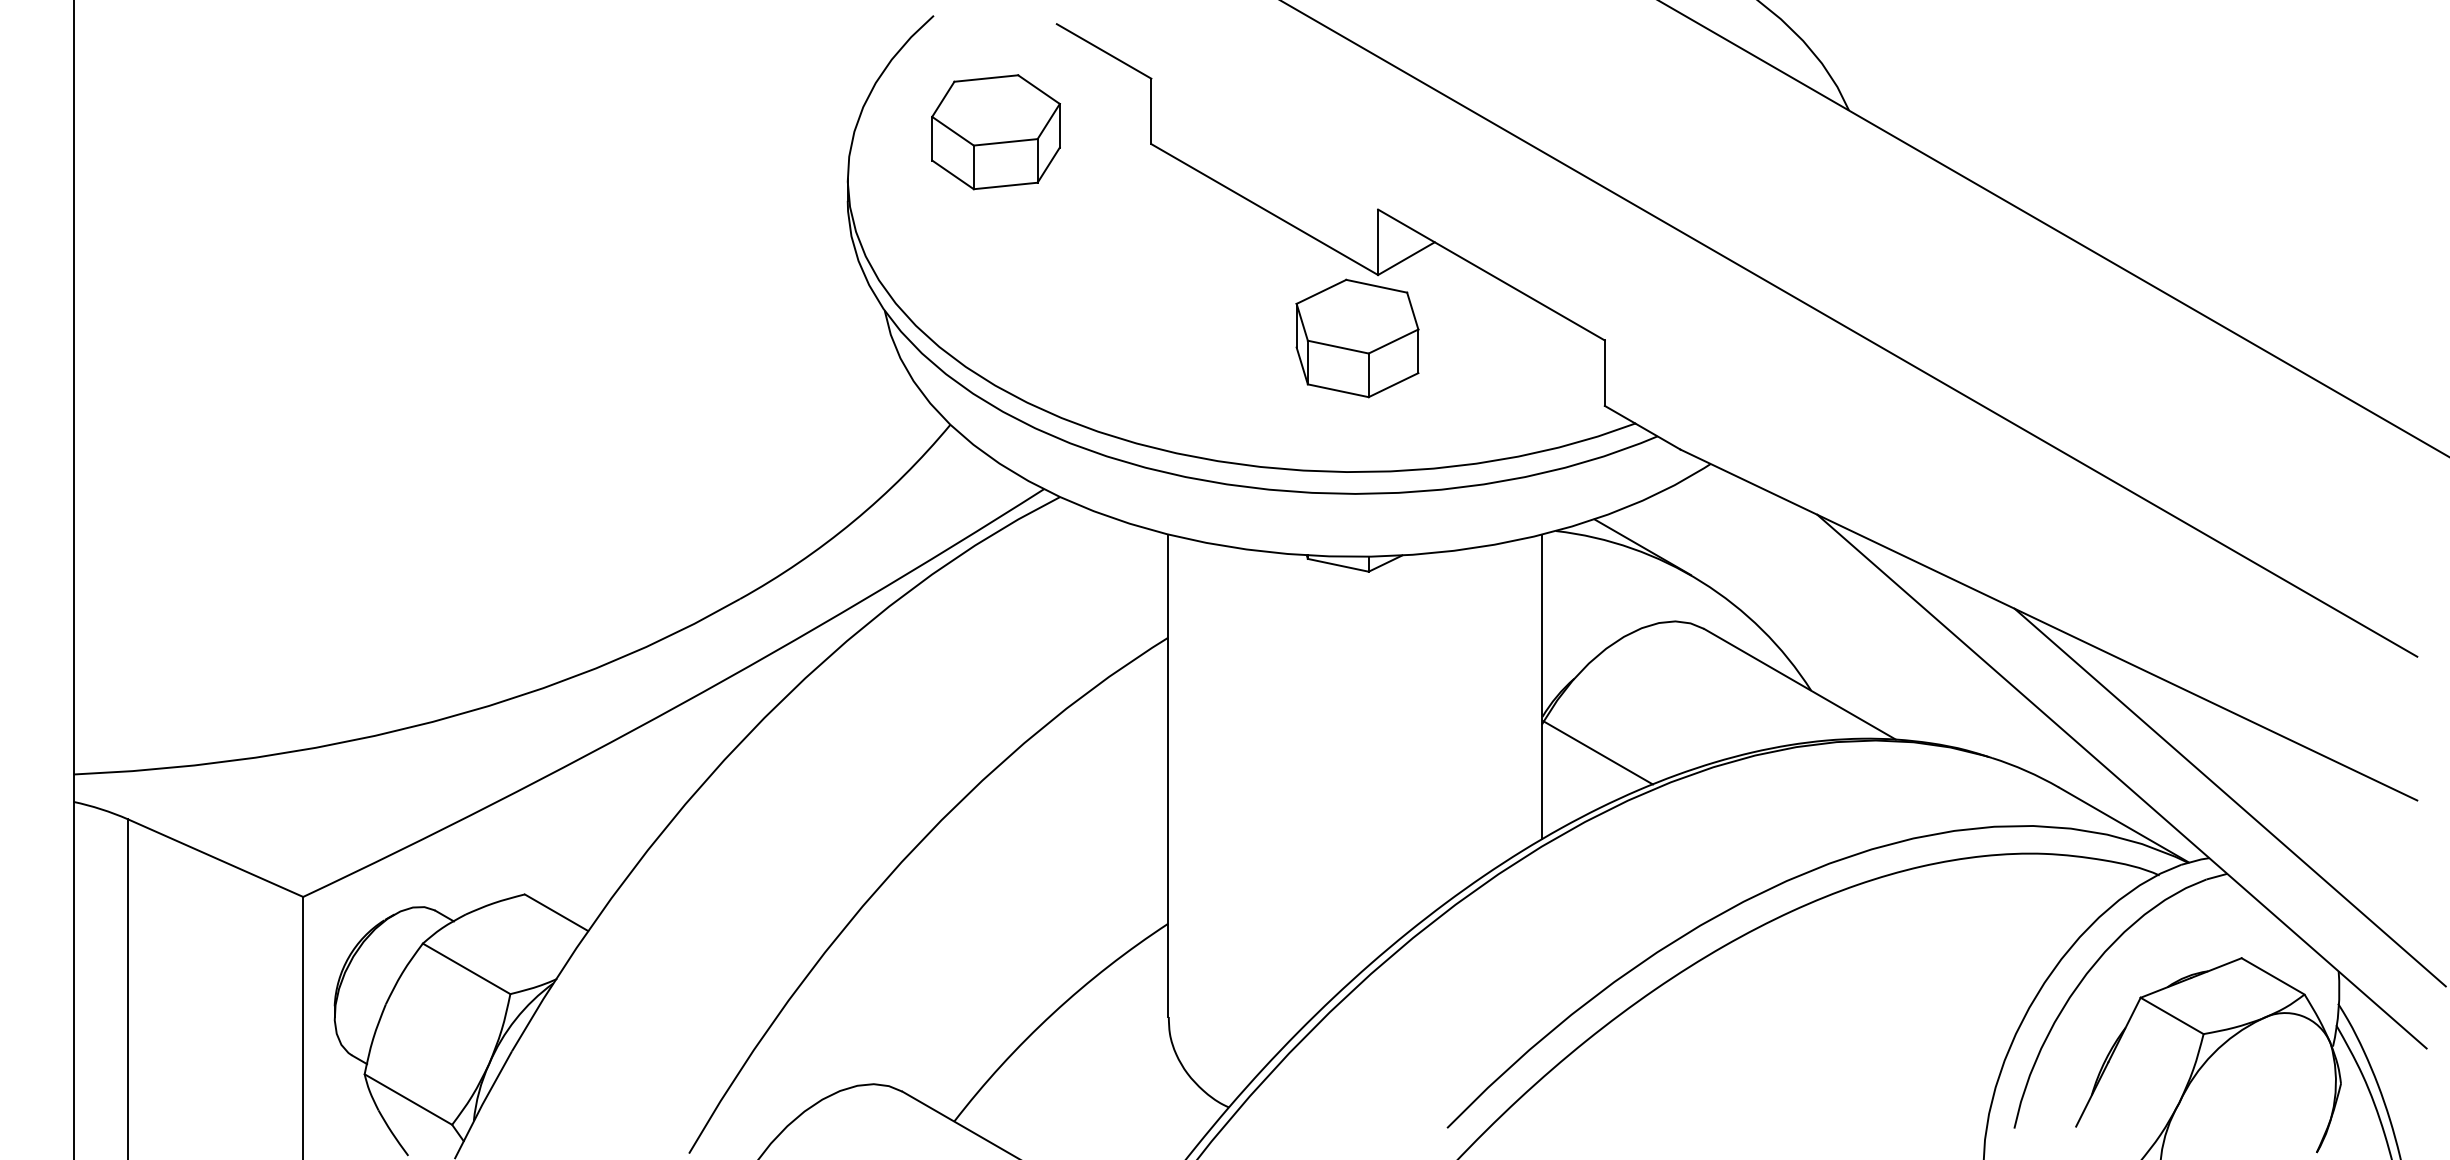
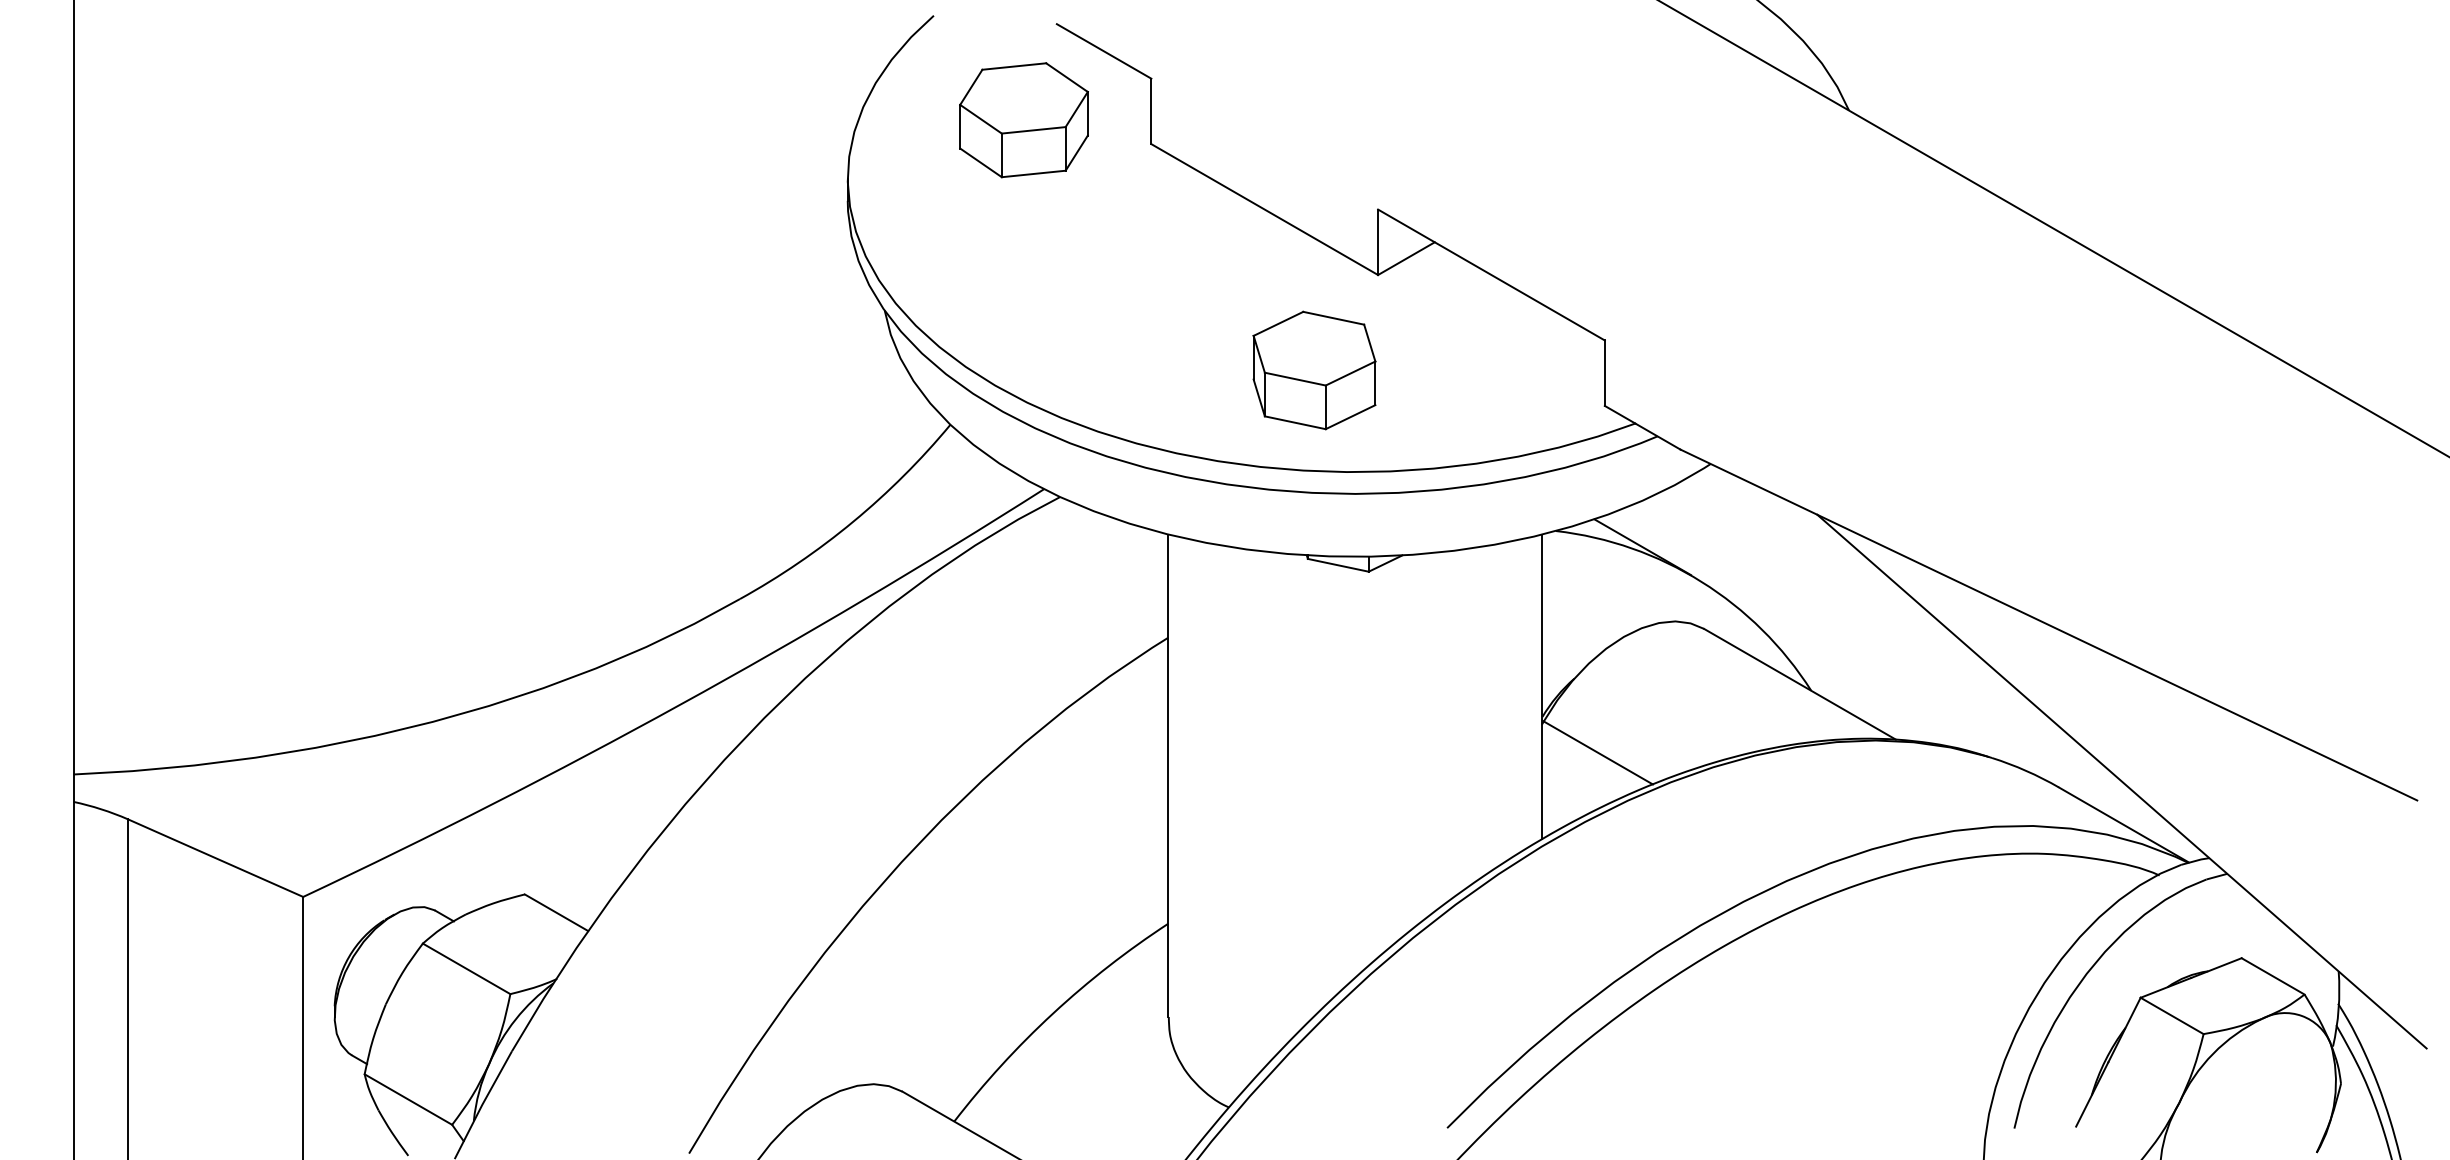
part position: (995, 132) -> (1023, 120) (1023, 120)
line: present -> none (1850, 329)
part position: (1357, 338) -> (1314, 370) (1314, 370)
line: present -> none (2229, 797)
